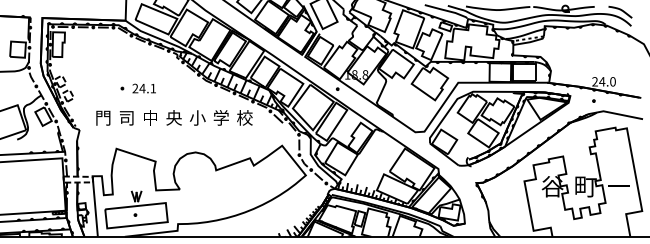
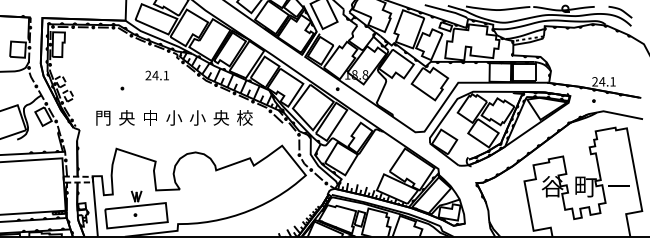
text: 24.0 -> 24.1 (612, 81)
text position: (143, 88) -> (156, 75) (156, 75)
text: 司 -> 央 (126, 117)
text: 央 -> 小 (174, 117)
text: 学 -> 央 (221, 117)
